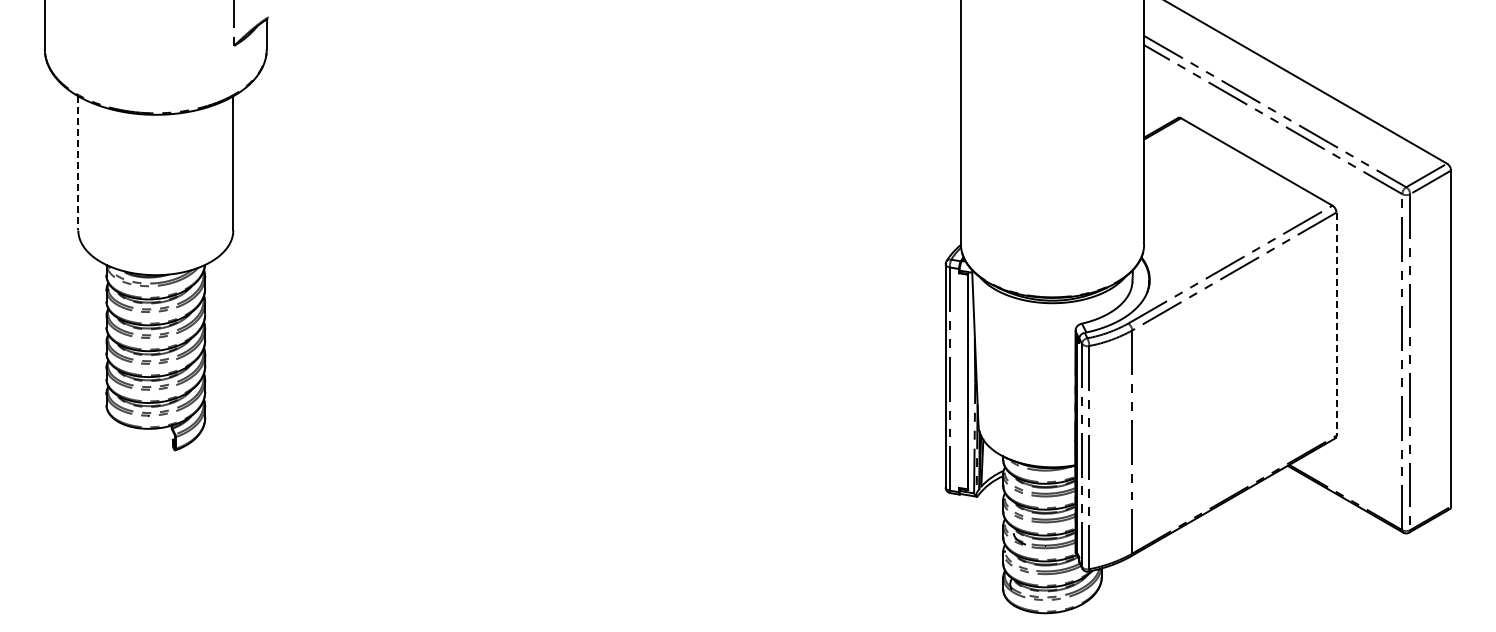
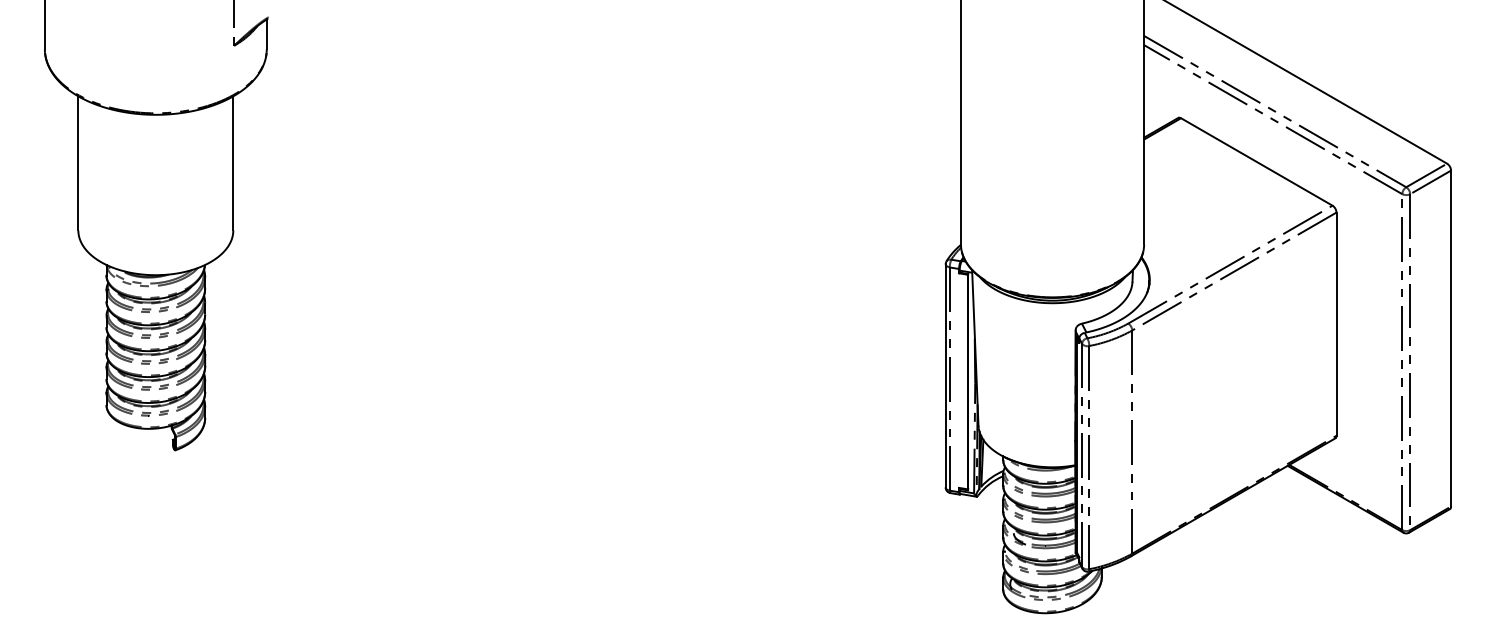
line: dashed -> solid (78, 163)
line: dashed -> solid (1336, 324)
